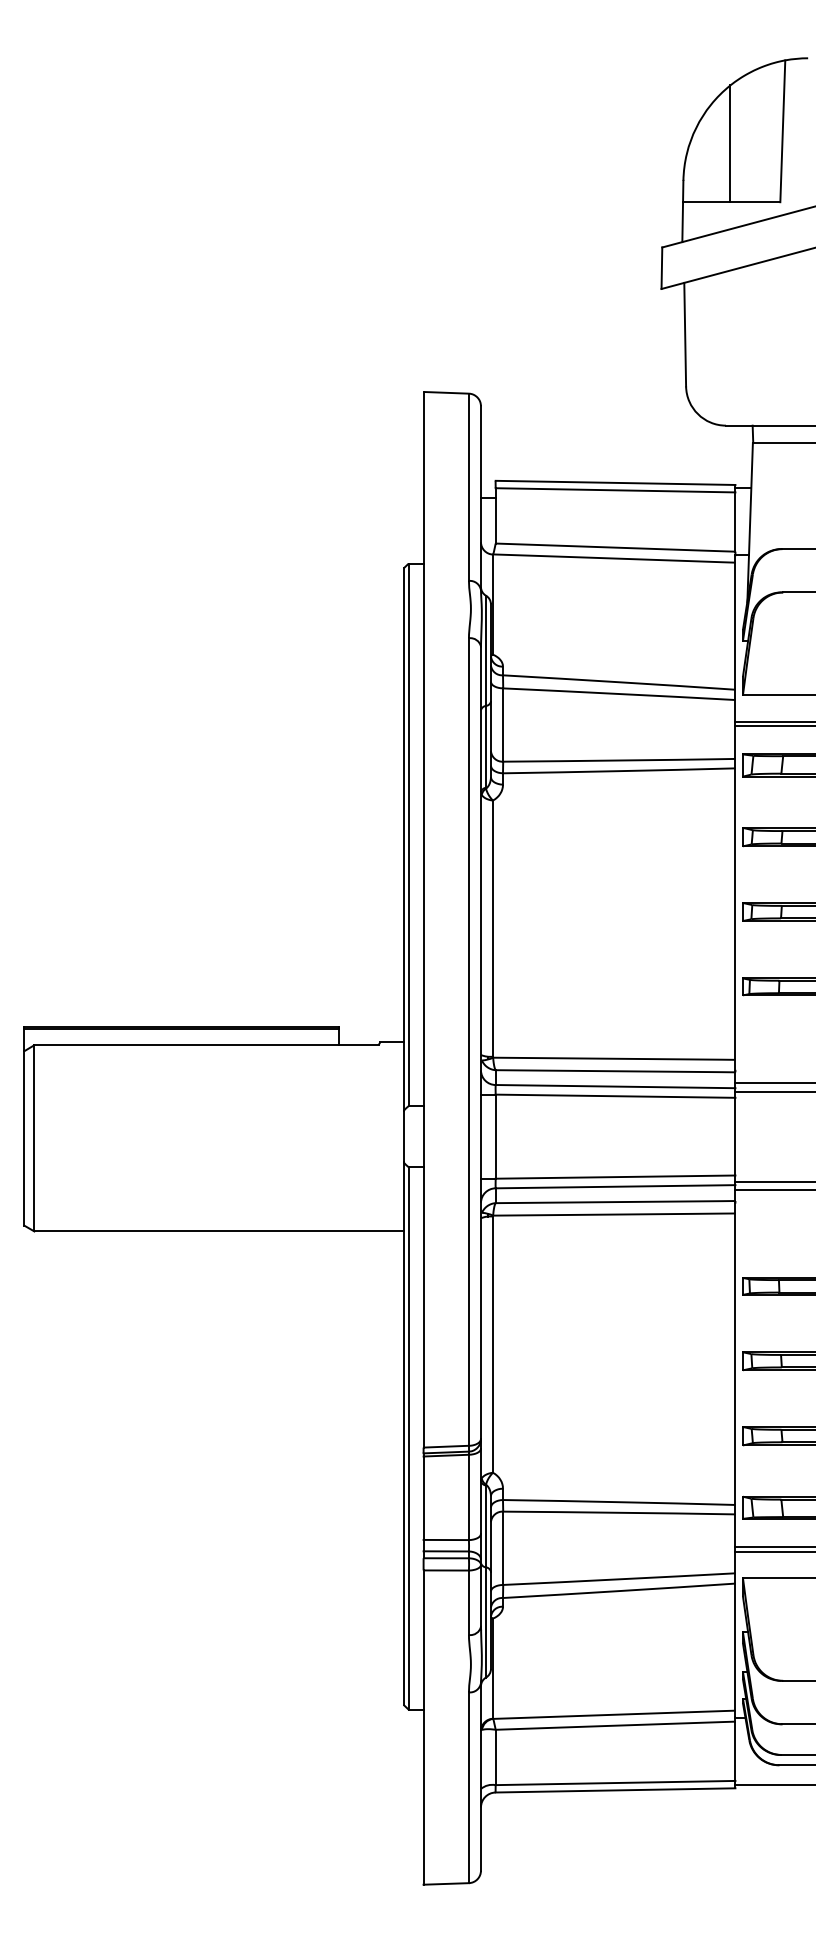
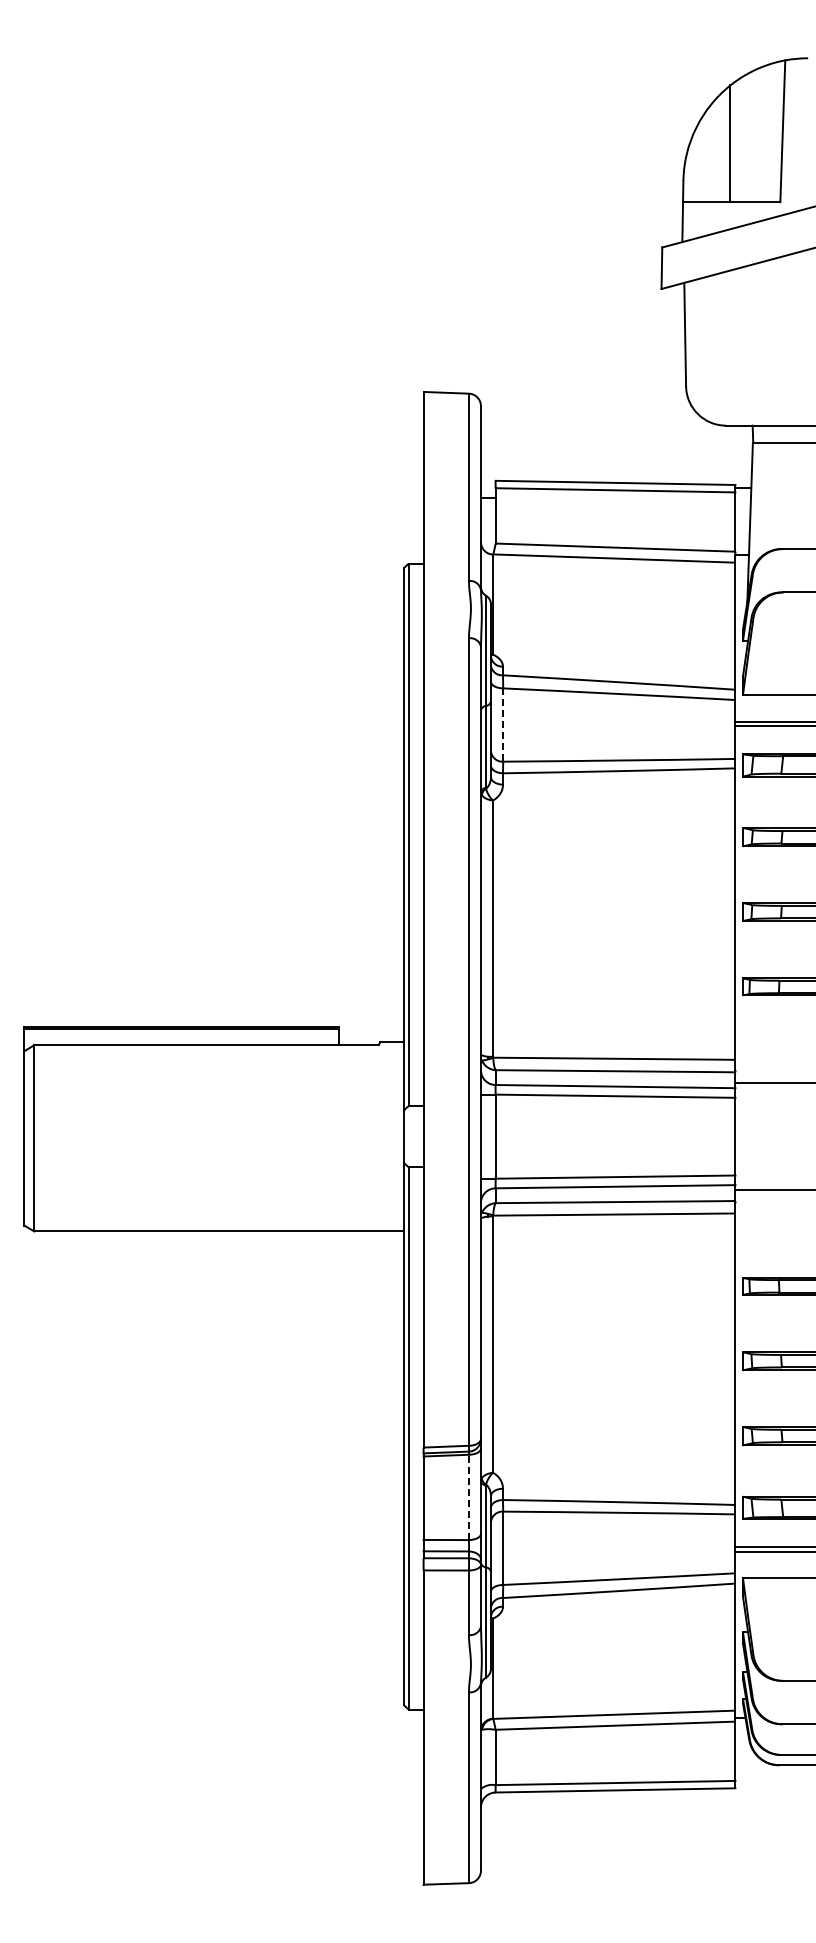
line: solid -> dashed (503, 725)
line: present -> none (773, 1091)
line: present -> none (773, 1181)
line: solid -> dashed (468, 1497)
line: present -> none (773, 1785)
